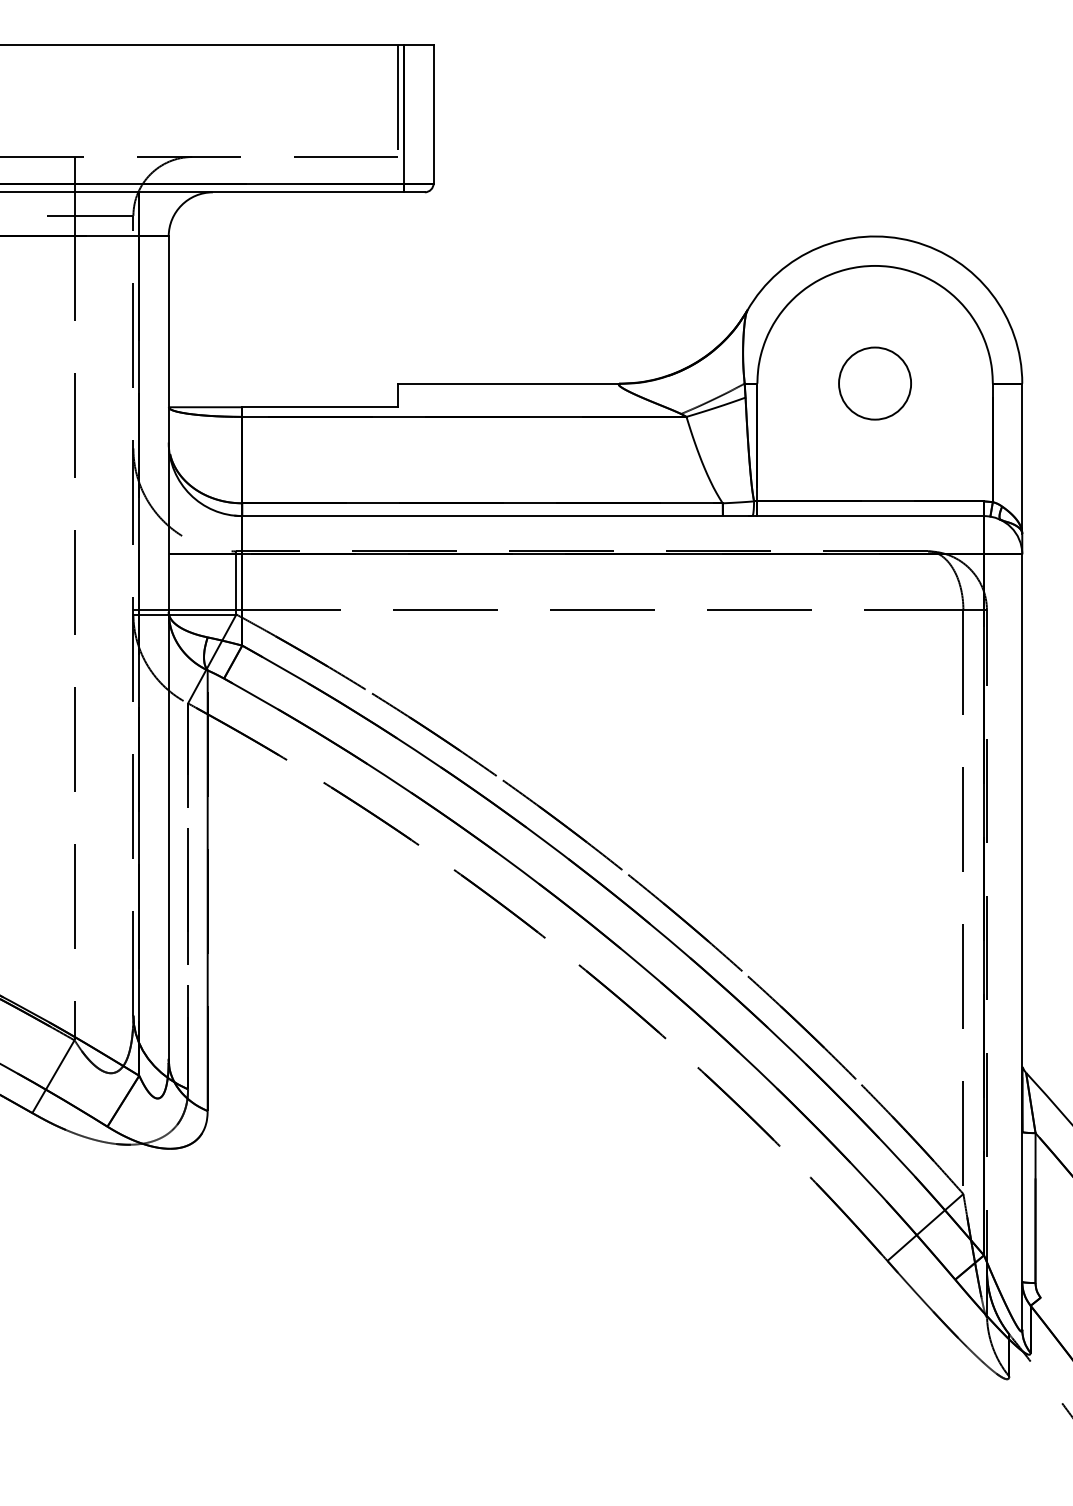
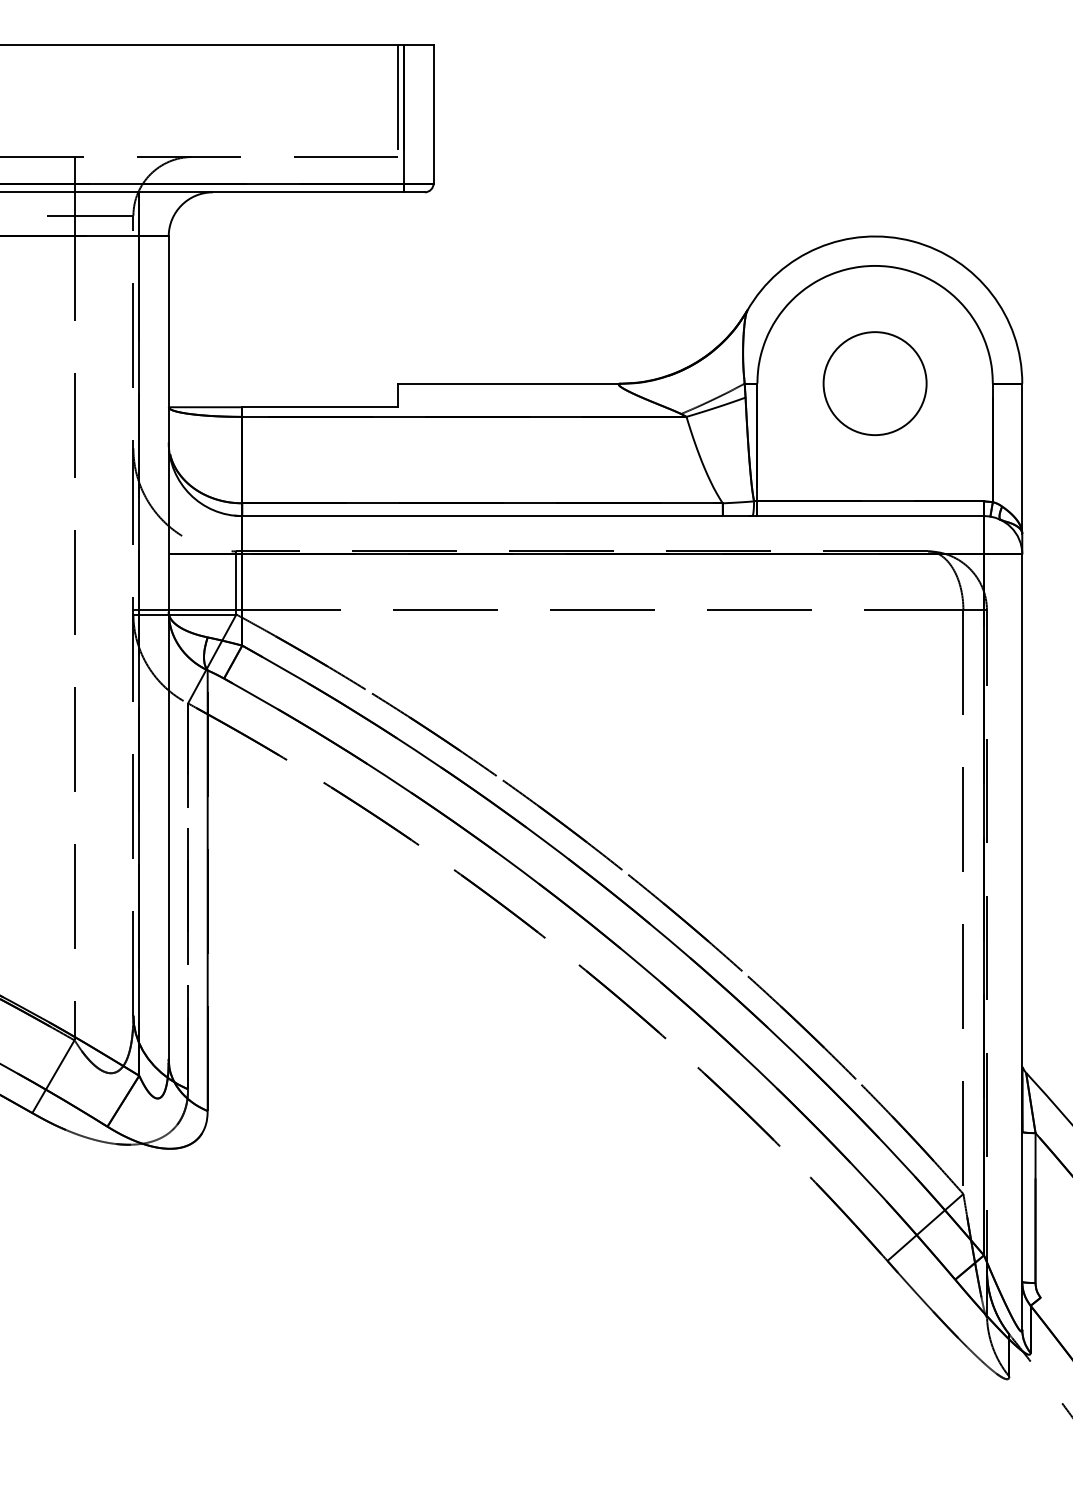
circle size: 74x75 px -> 106x105 px (874, 383)
